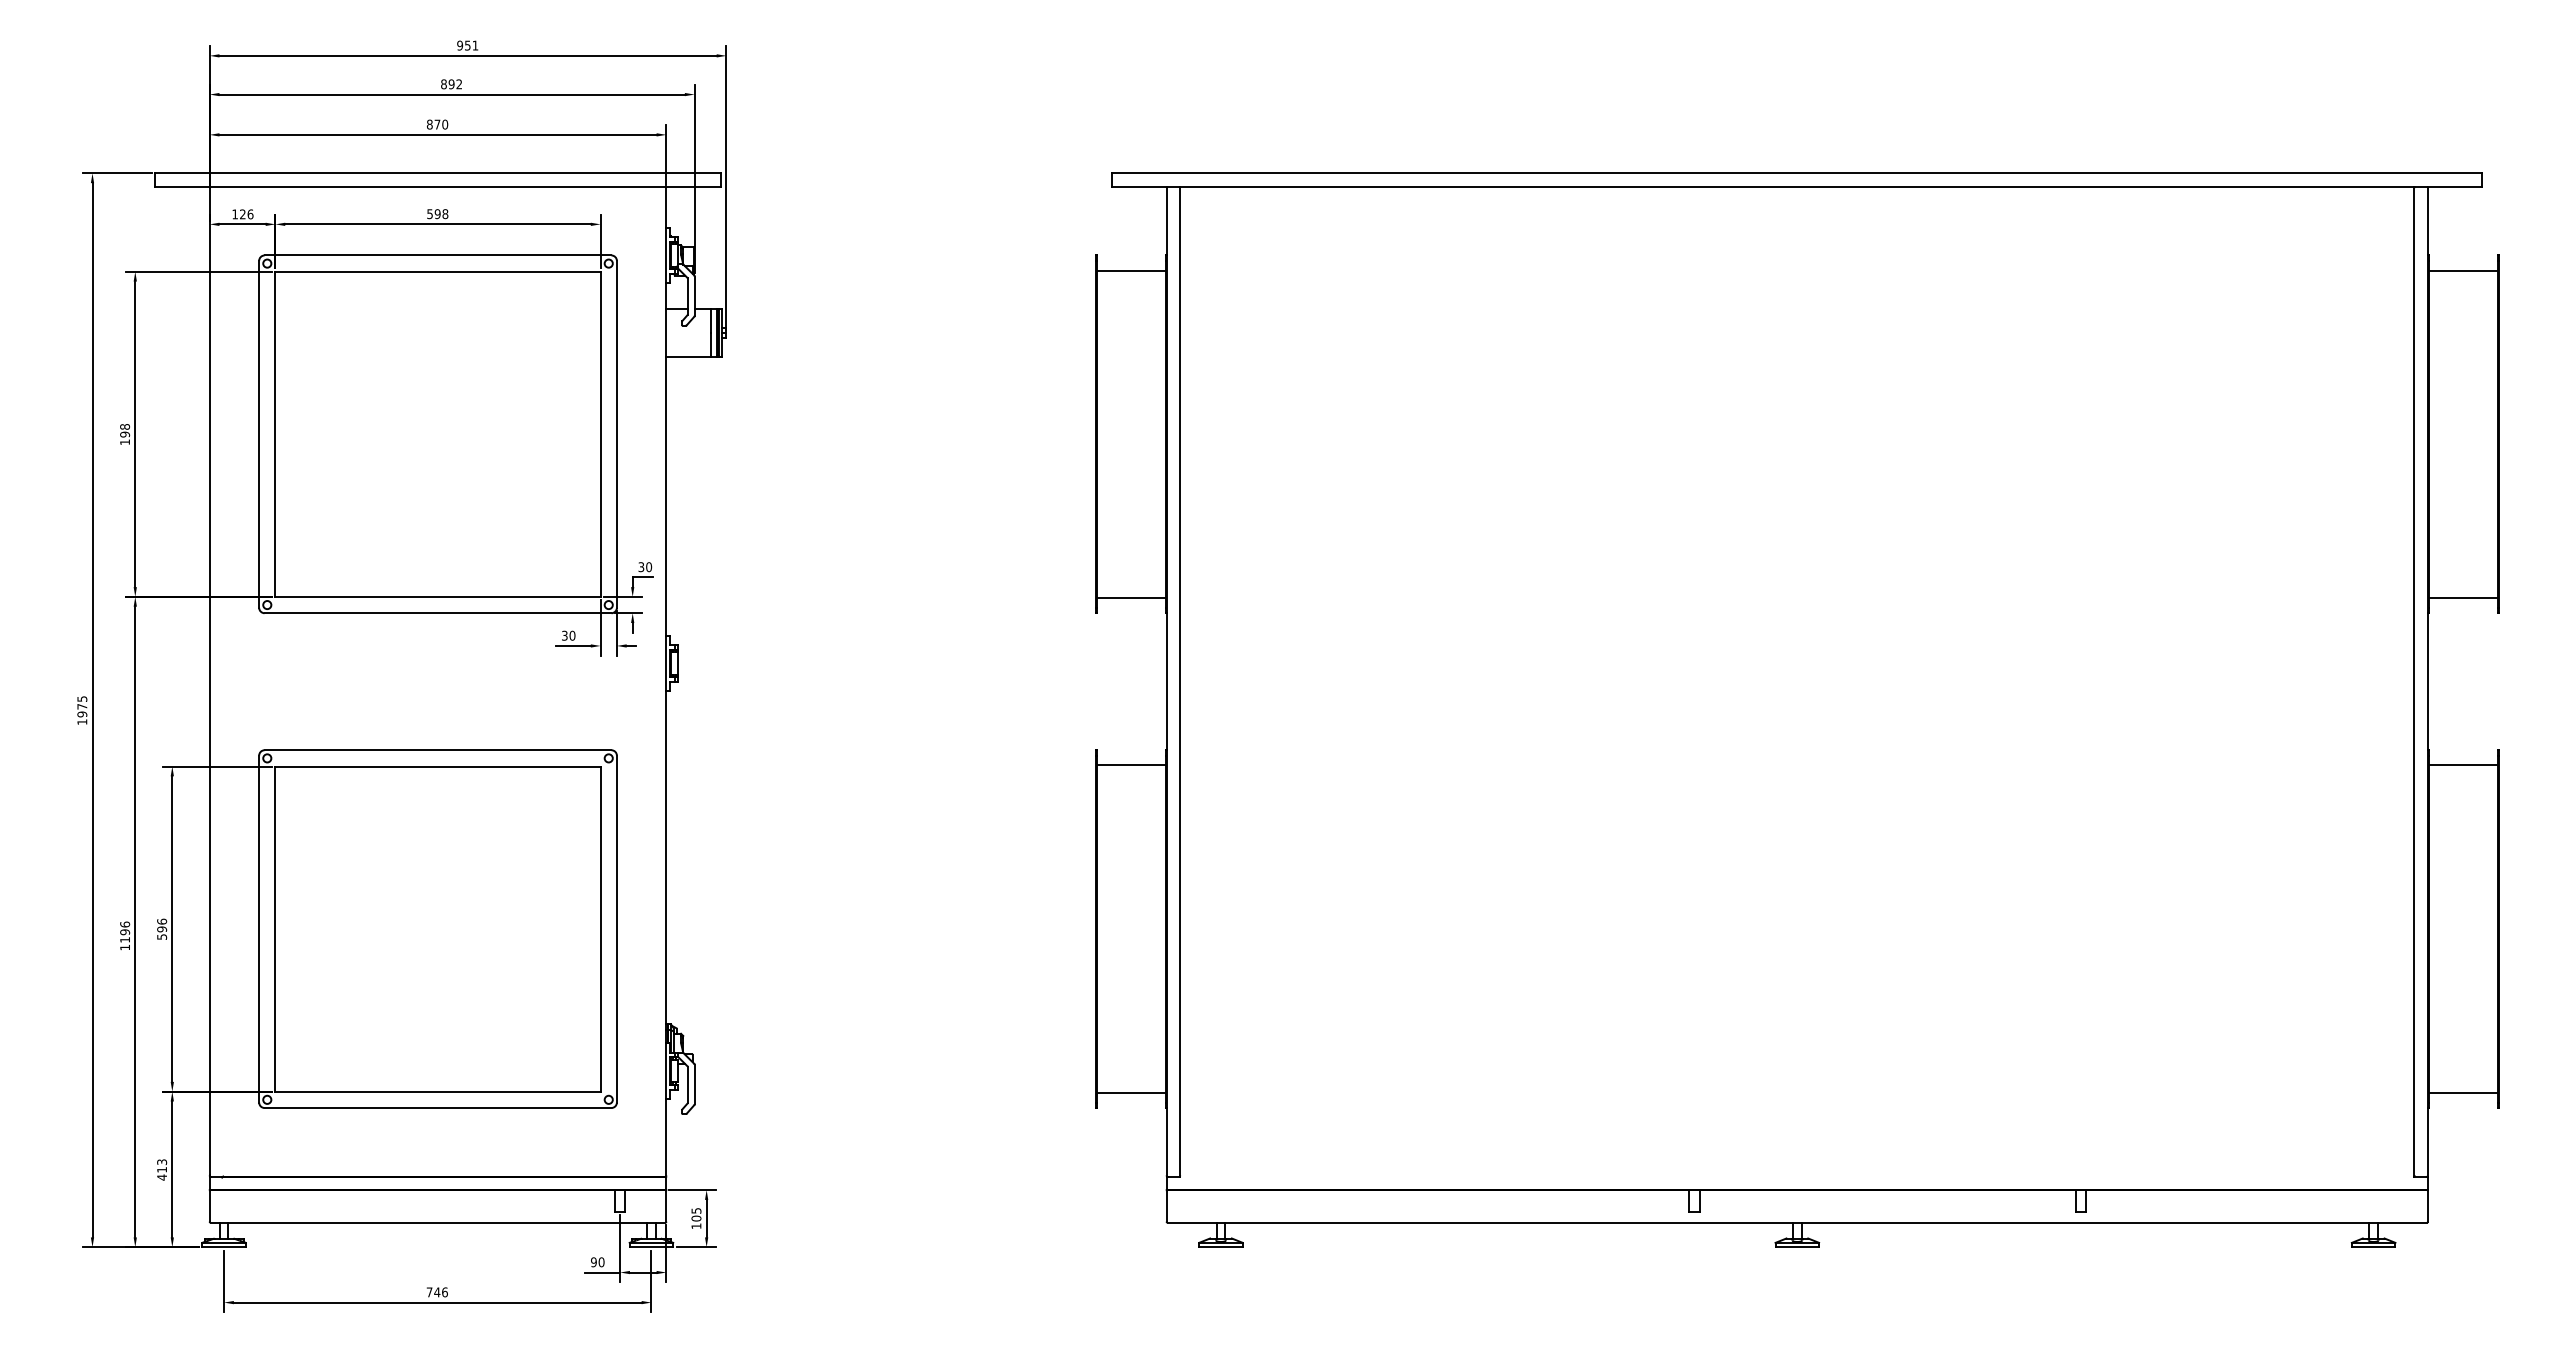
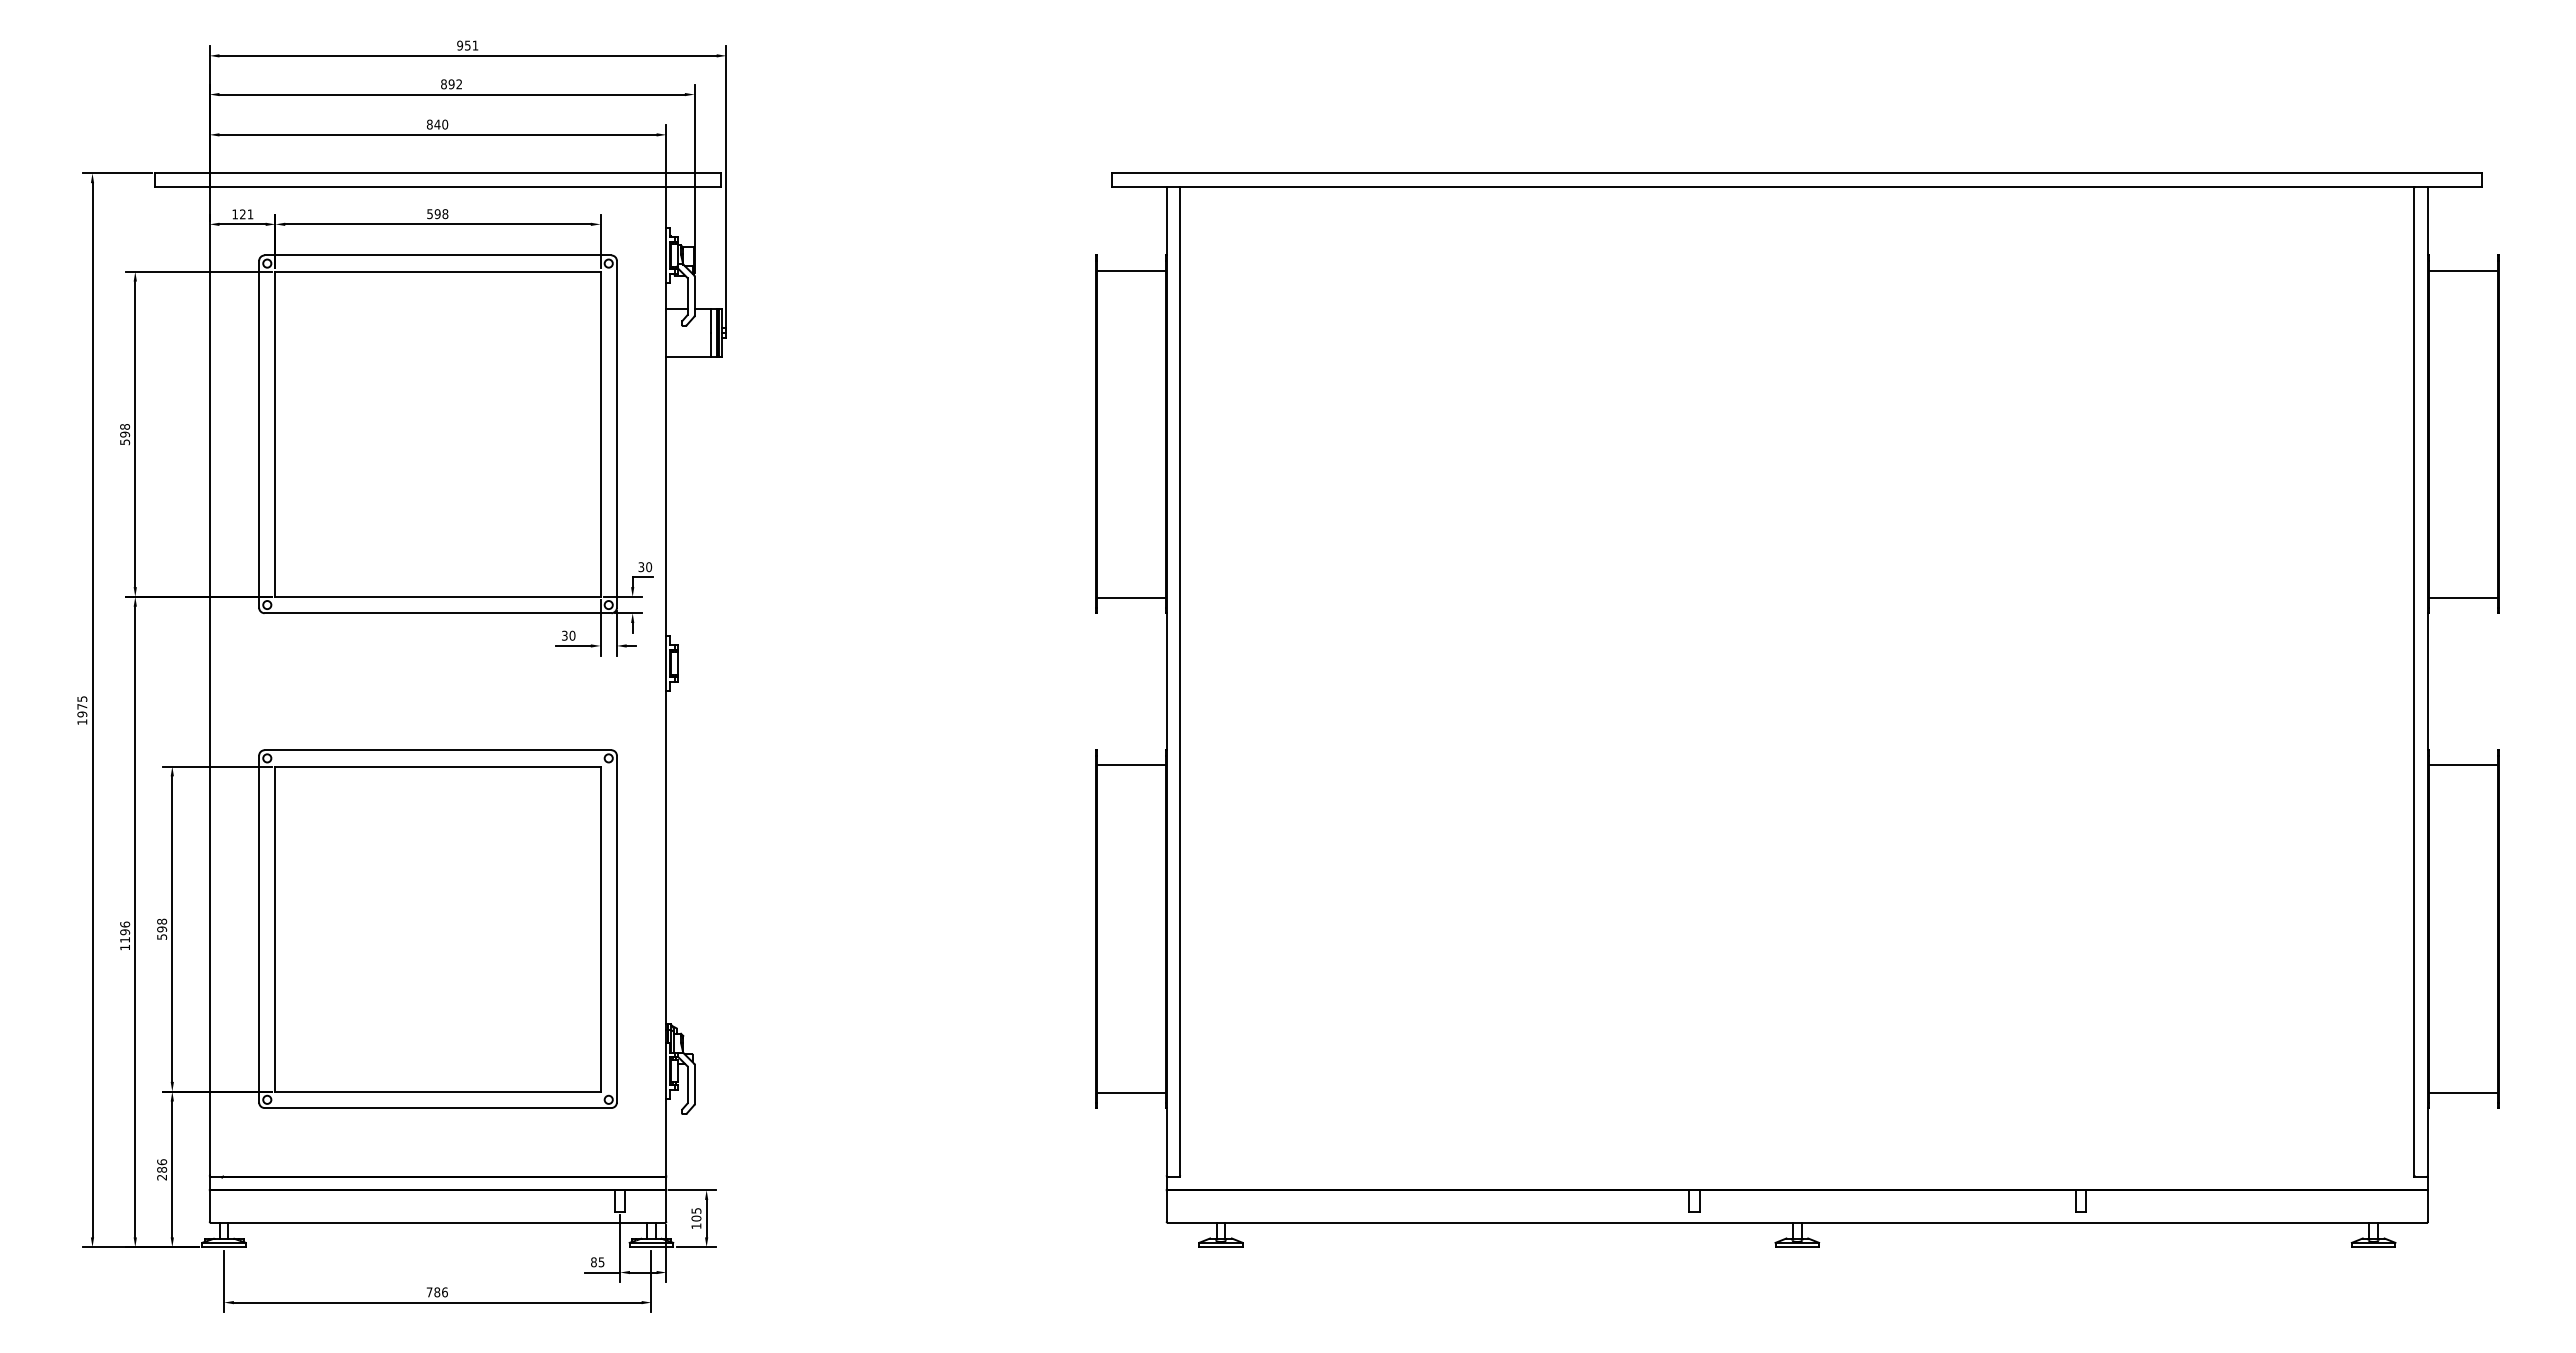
text: 870 -> 840 (437, 124)
text: 126 -> 121 (250, 214)
text: 198 -> 598 (125, 442)
text: 596 -> 598 (161, 921)
text: 413 -> 286 (162, 1169)
text: 90 -> 85 (597, 1262)
text: 746 -> 786 (437, 1292)
